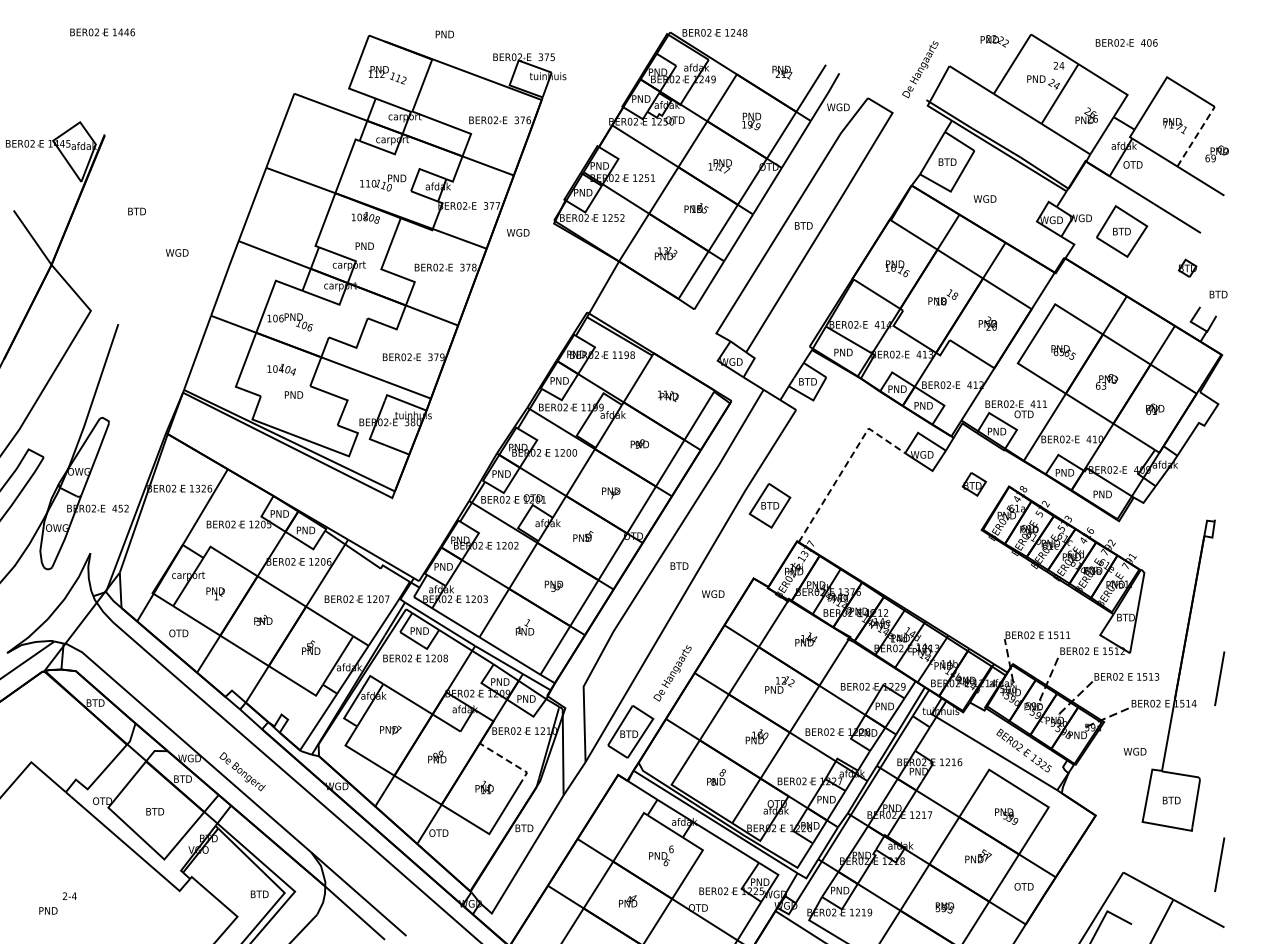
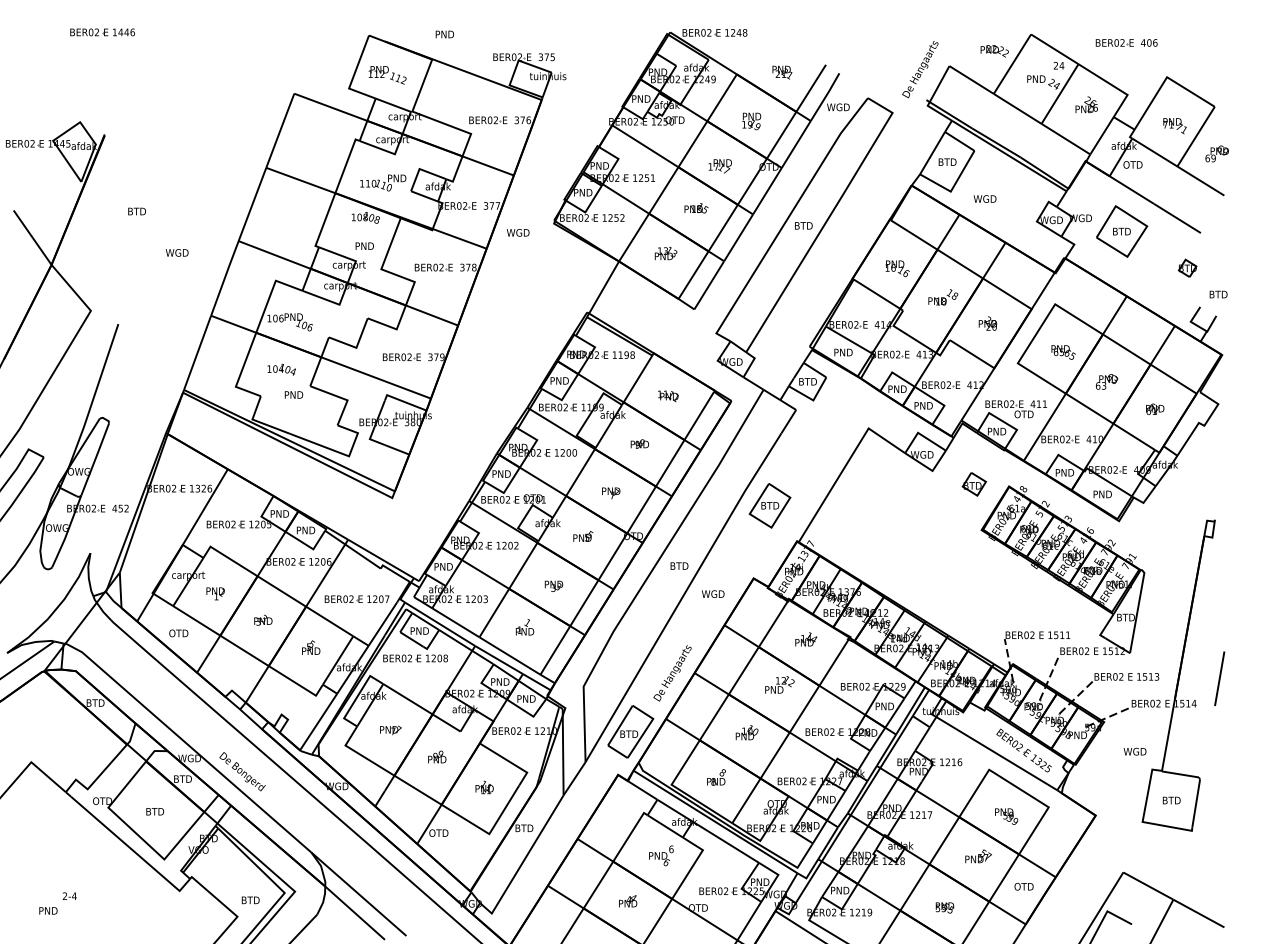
text position: (994, 41) -> (994, 51) (994, 51)
text position: (1086, 115) -> (1086, 104) (1086, 104)
line: dashed -> solid (1196, 136)
line: dashed -> solid (845, 465)
text position: (756, 736) -> (746, 732) (746, 732)
line: dashed -> solid (510, 762)
line: present -> none (1219, 864)
text position: (259, 894) -> (250, 900) (250, 900)
